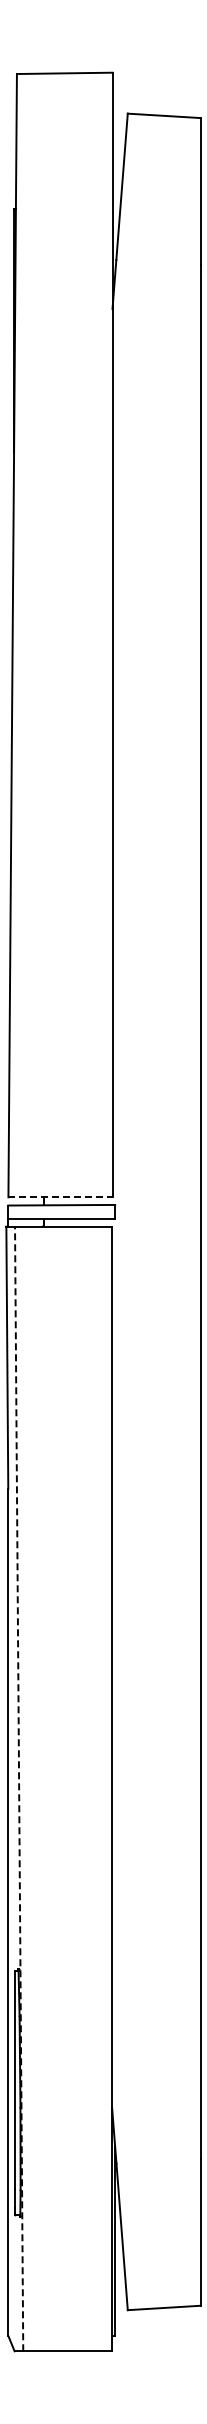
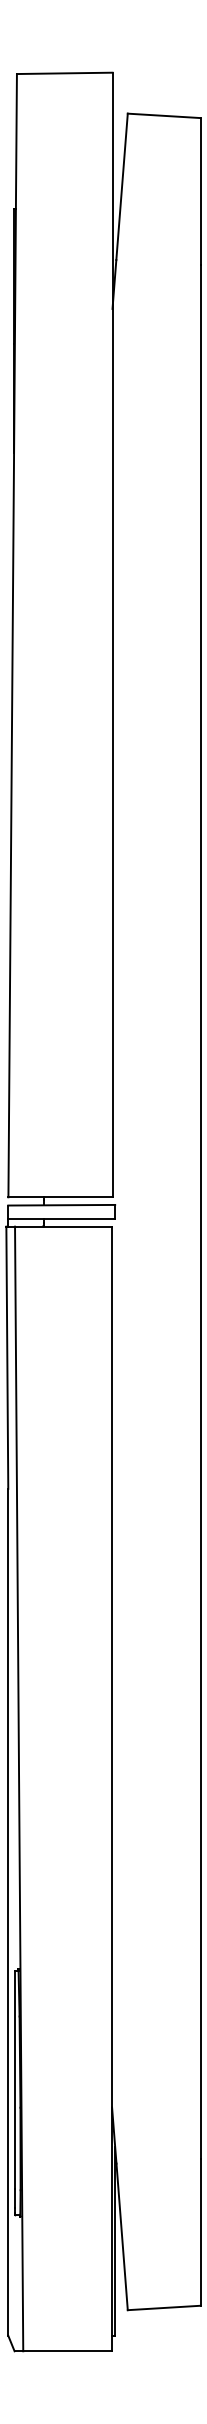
line: dashed -> solid (60, 1197)
line: dashed -> solid (19, 1788)
